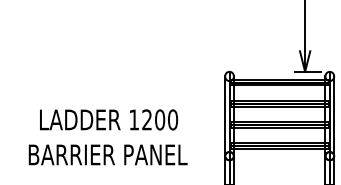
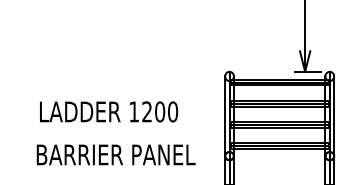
text position: (109, 119) -> (109, 111) (109, 111)
text position: (107, 154) -> (115, 154) (115, 154)
